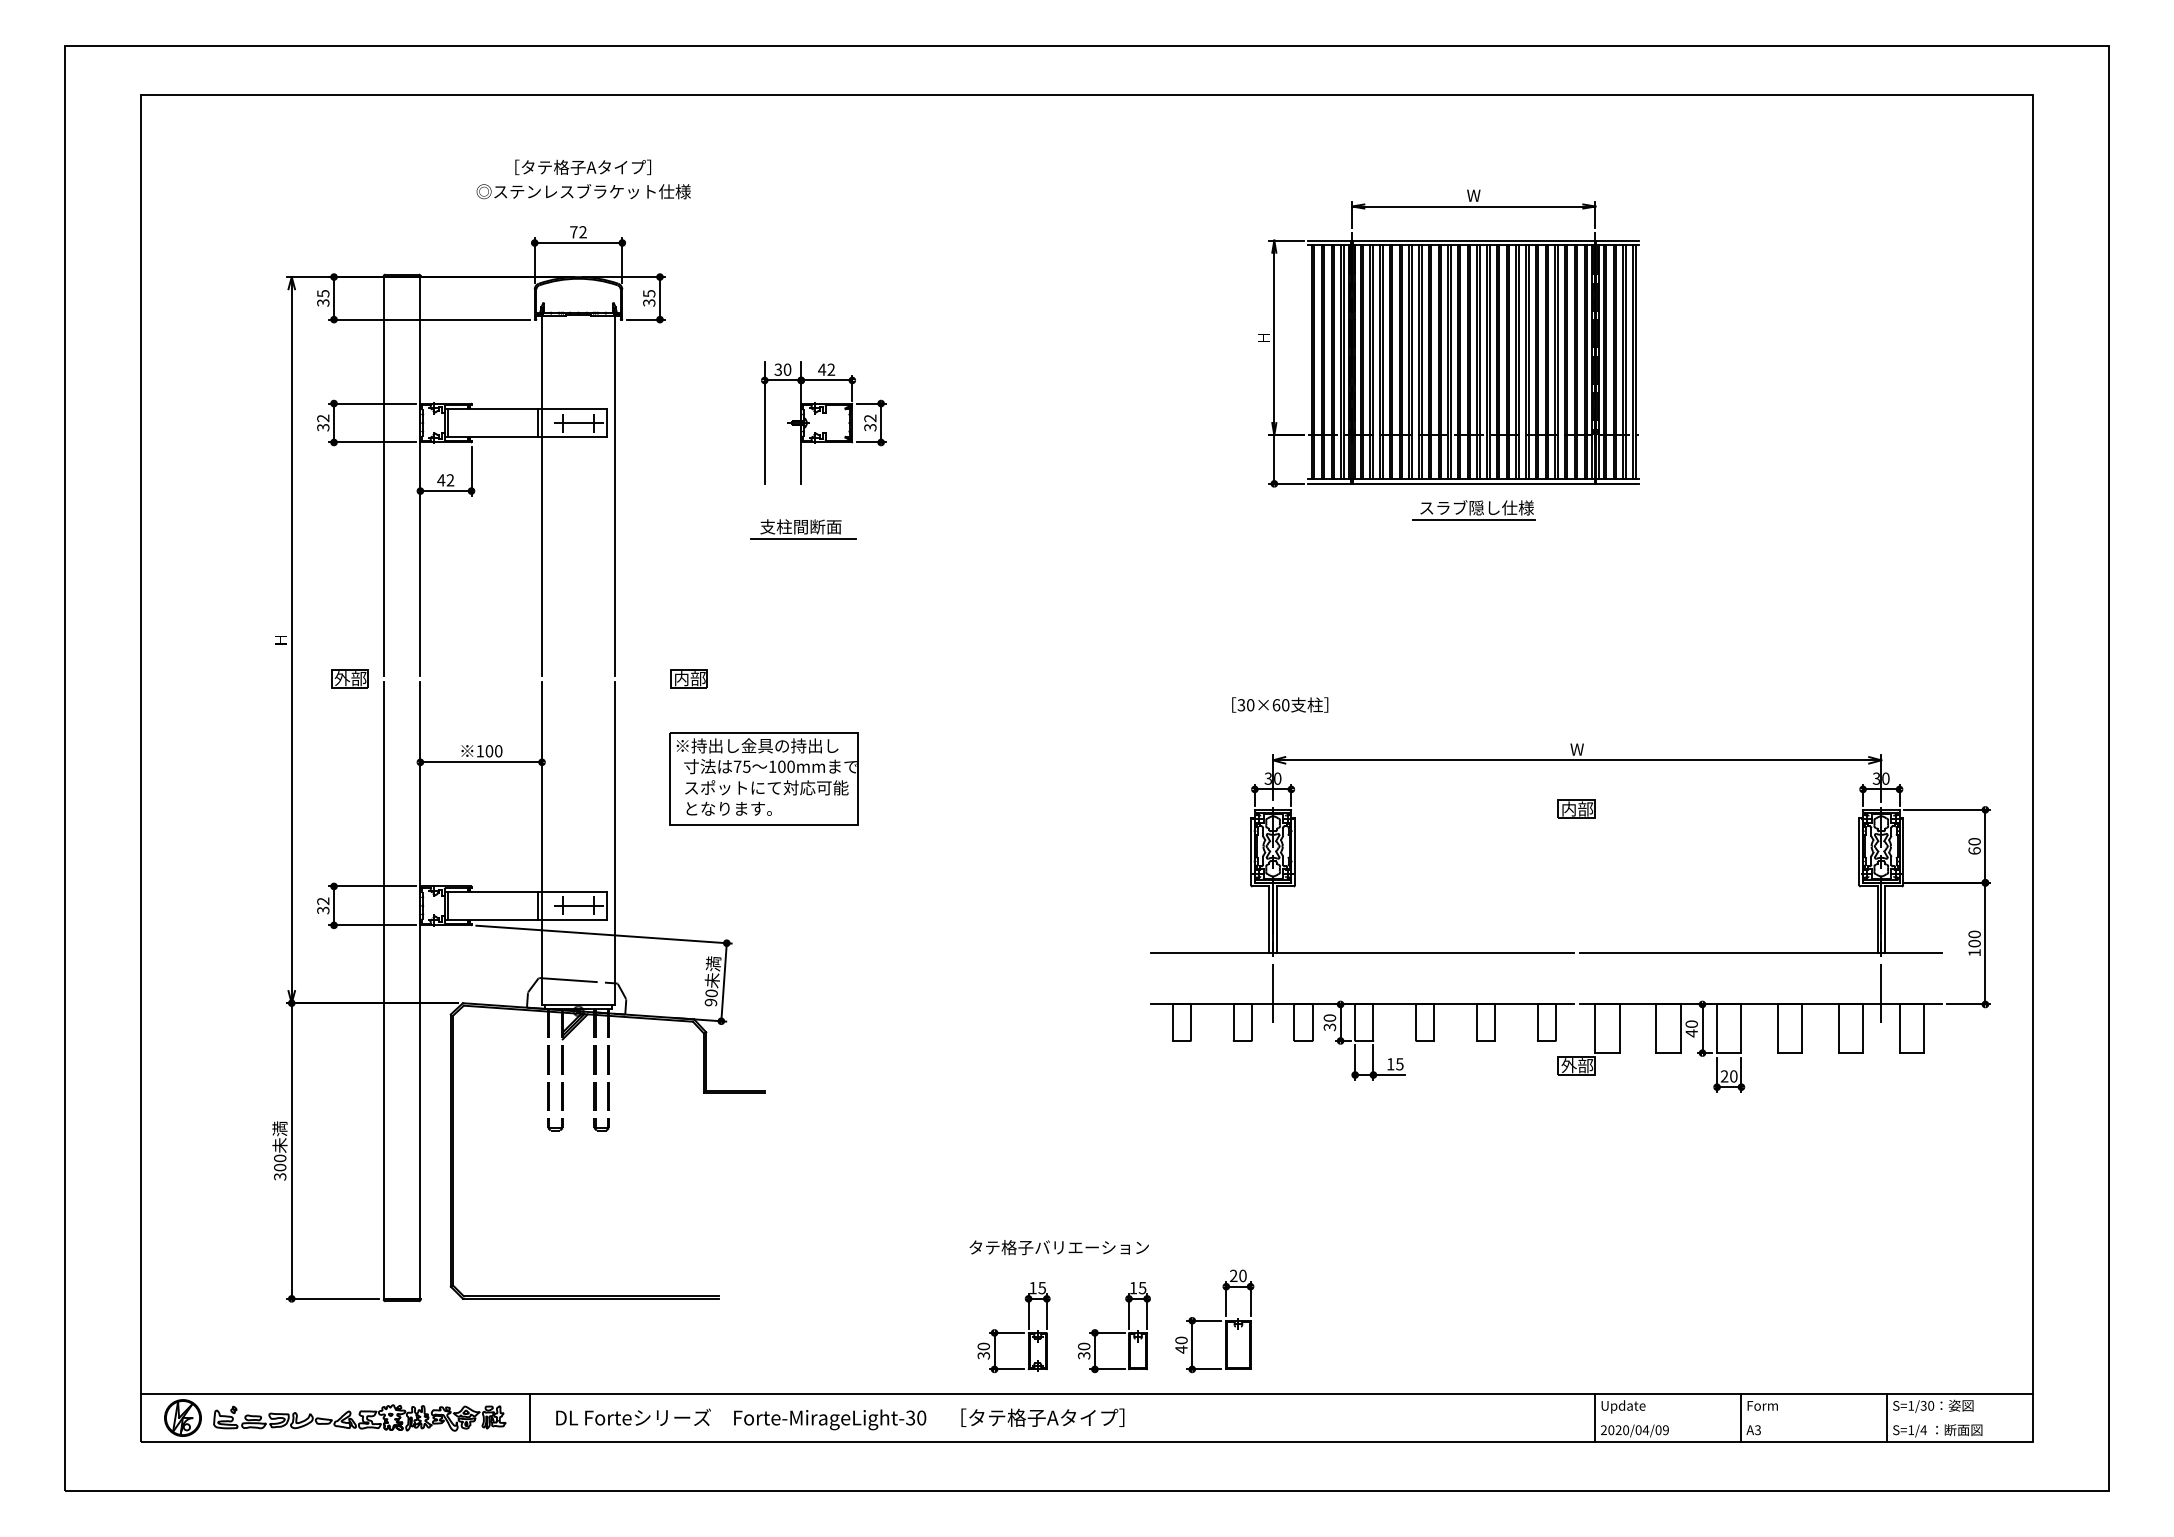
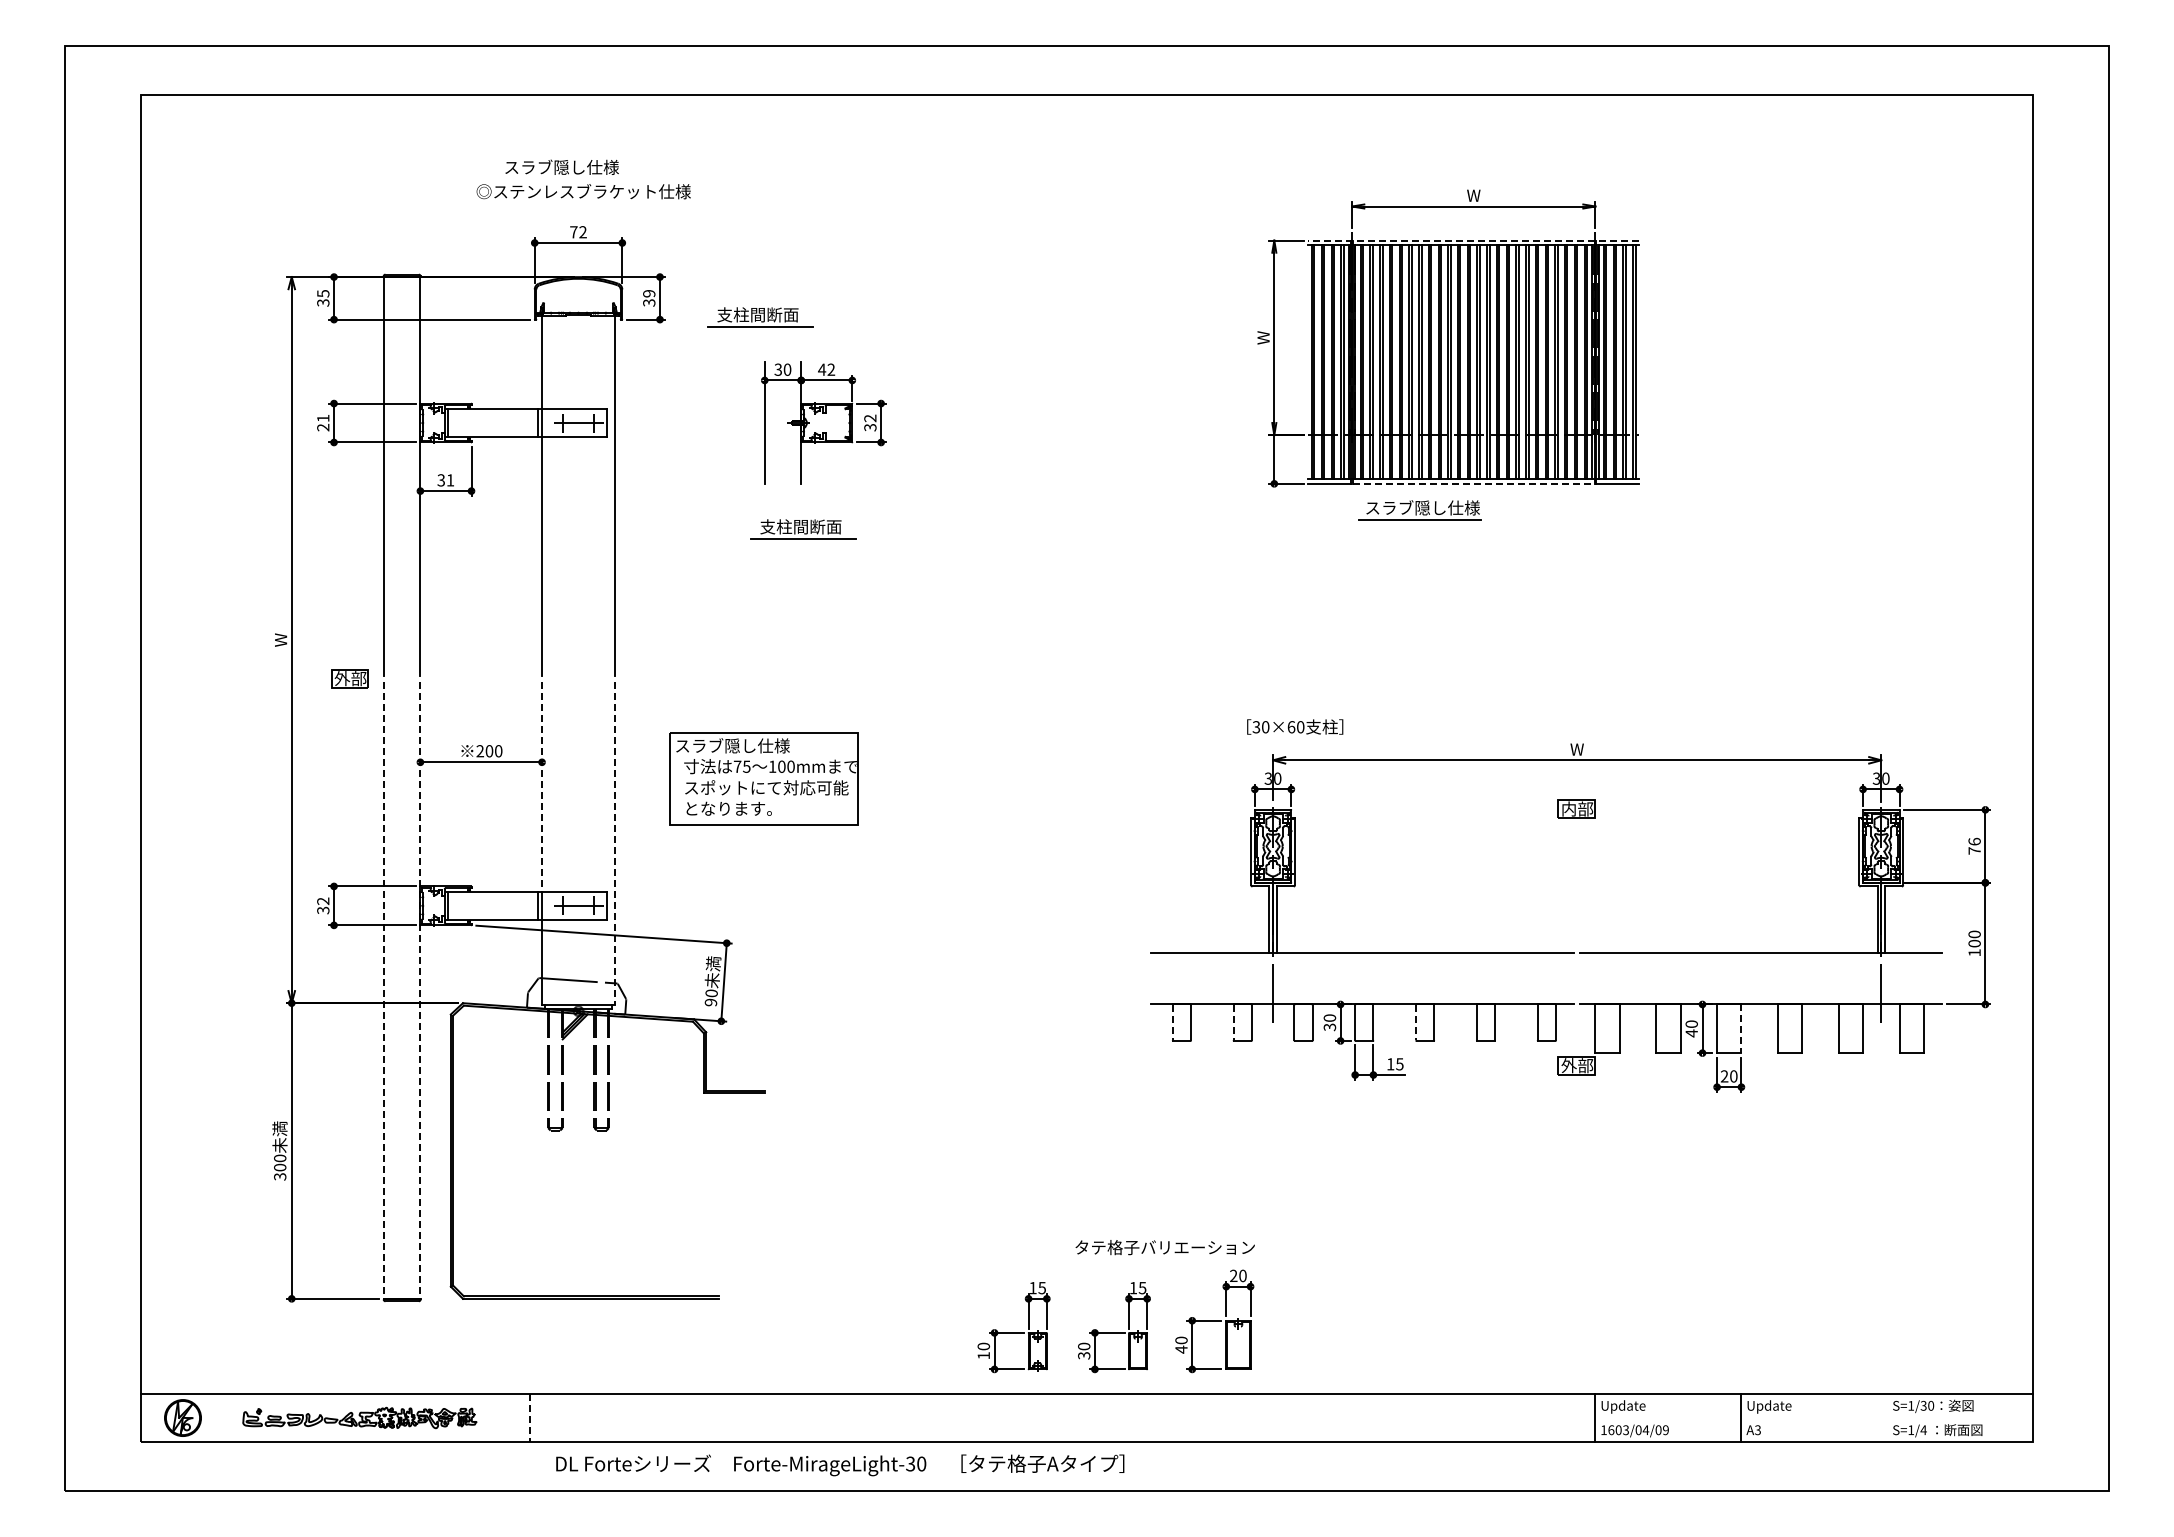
text: ［タテ格子Aタイプ］ -> スラブ隠し仕様 (578, 167)
line: solid -> dashed (1473, 240)
text: 35 -> 39 (649, 293)
part: none -> present (760, 317)
text: H -> W (1263, 337)
text: 32 -> 21 (323, 422)
text: 42 -> 31 (445, 480)
line: solid -> dashed (1473, 483)
part position: (1473, 510) -> (1419, 510) (1419, 510)
text: H -> W (281, 639)
part: present -> none (688, 678)
text position: (1280, 704) -> (1295, 726) (1295, 726)
text: ※持出し金具の持出し -> スラブ隠し仕様 (757, 745)
text: 100 -> 200 (479, 751)
line: solid -> dashed (542, 787)
line: solid -> dashed (615, 843)
text: 60 -> 76 (1974, 845)
line: solid -> dashed (383, 990)
line: solid -> dashed (420, 990)
line: solid -> dashed (1172, 1022)
line: solid -> dashed (1233, 1022)
line: solid -> dashed (1416, 1022)
line: solid -> dashed (1741, 1029)
text position: (1058, 1247) -> (1164, 1247) (1164, 1247)
text: 30 -> 10 (983, 1355)
text: Form -> Update (1769, 1406)
part size: 294x28 px -> 236x24 px (359, 1417)
line: present -> none (1887, 1417)
line: solid -> dashed (529, 1418)
text position: (840, 1419) -> (840, 1465) (840, 1465)
text: 2020/04/09 -> 1603/04/09 (1615, 1430)
